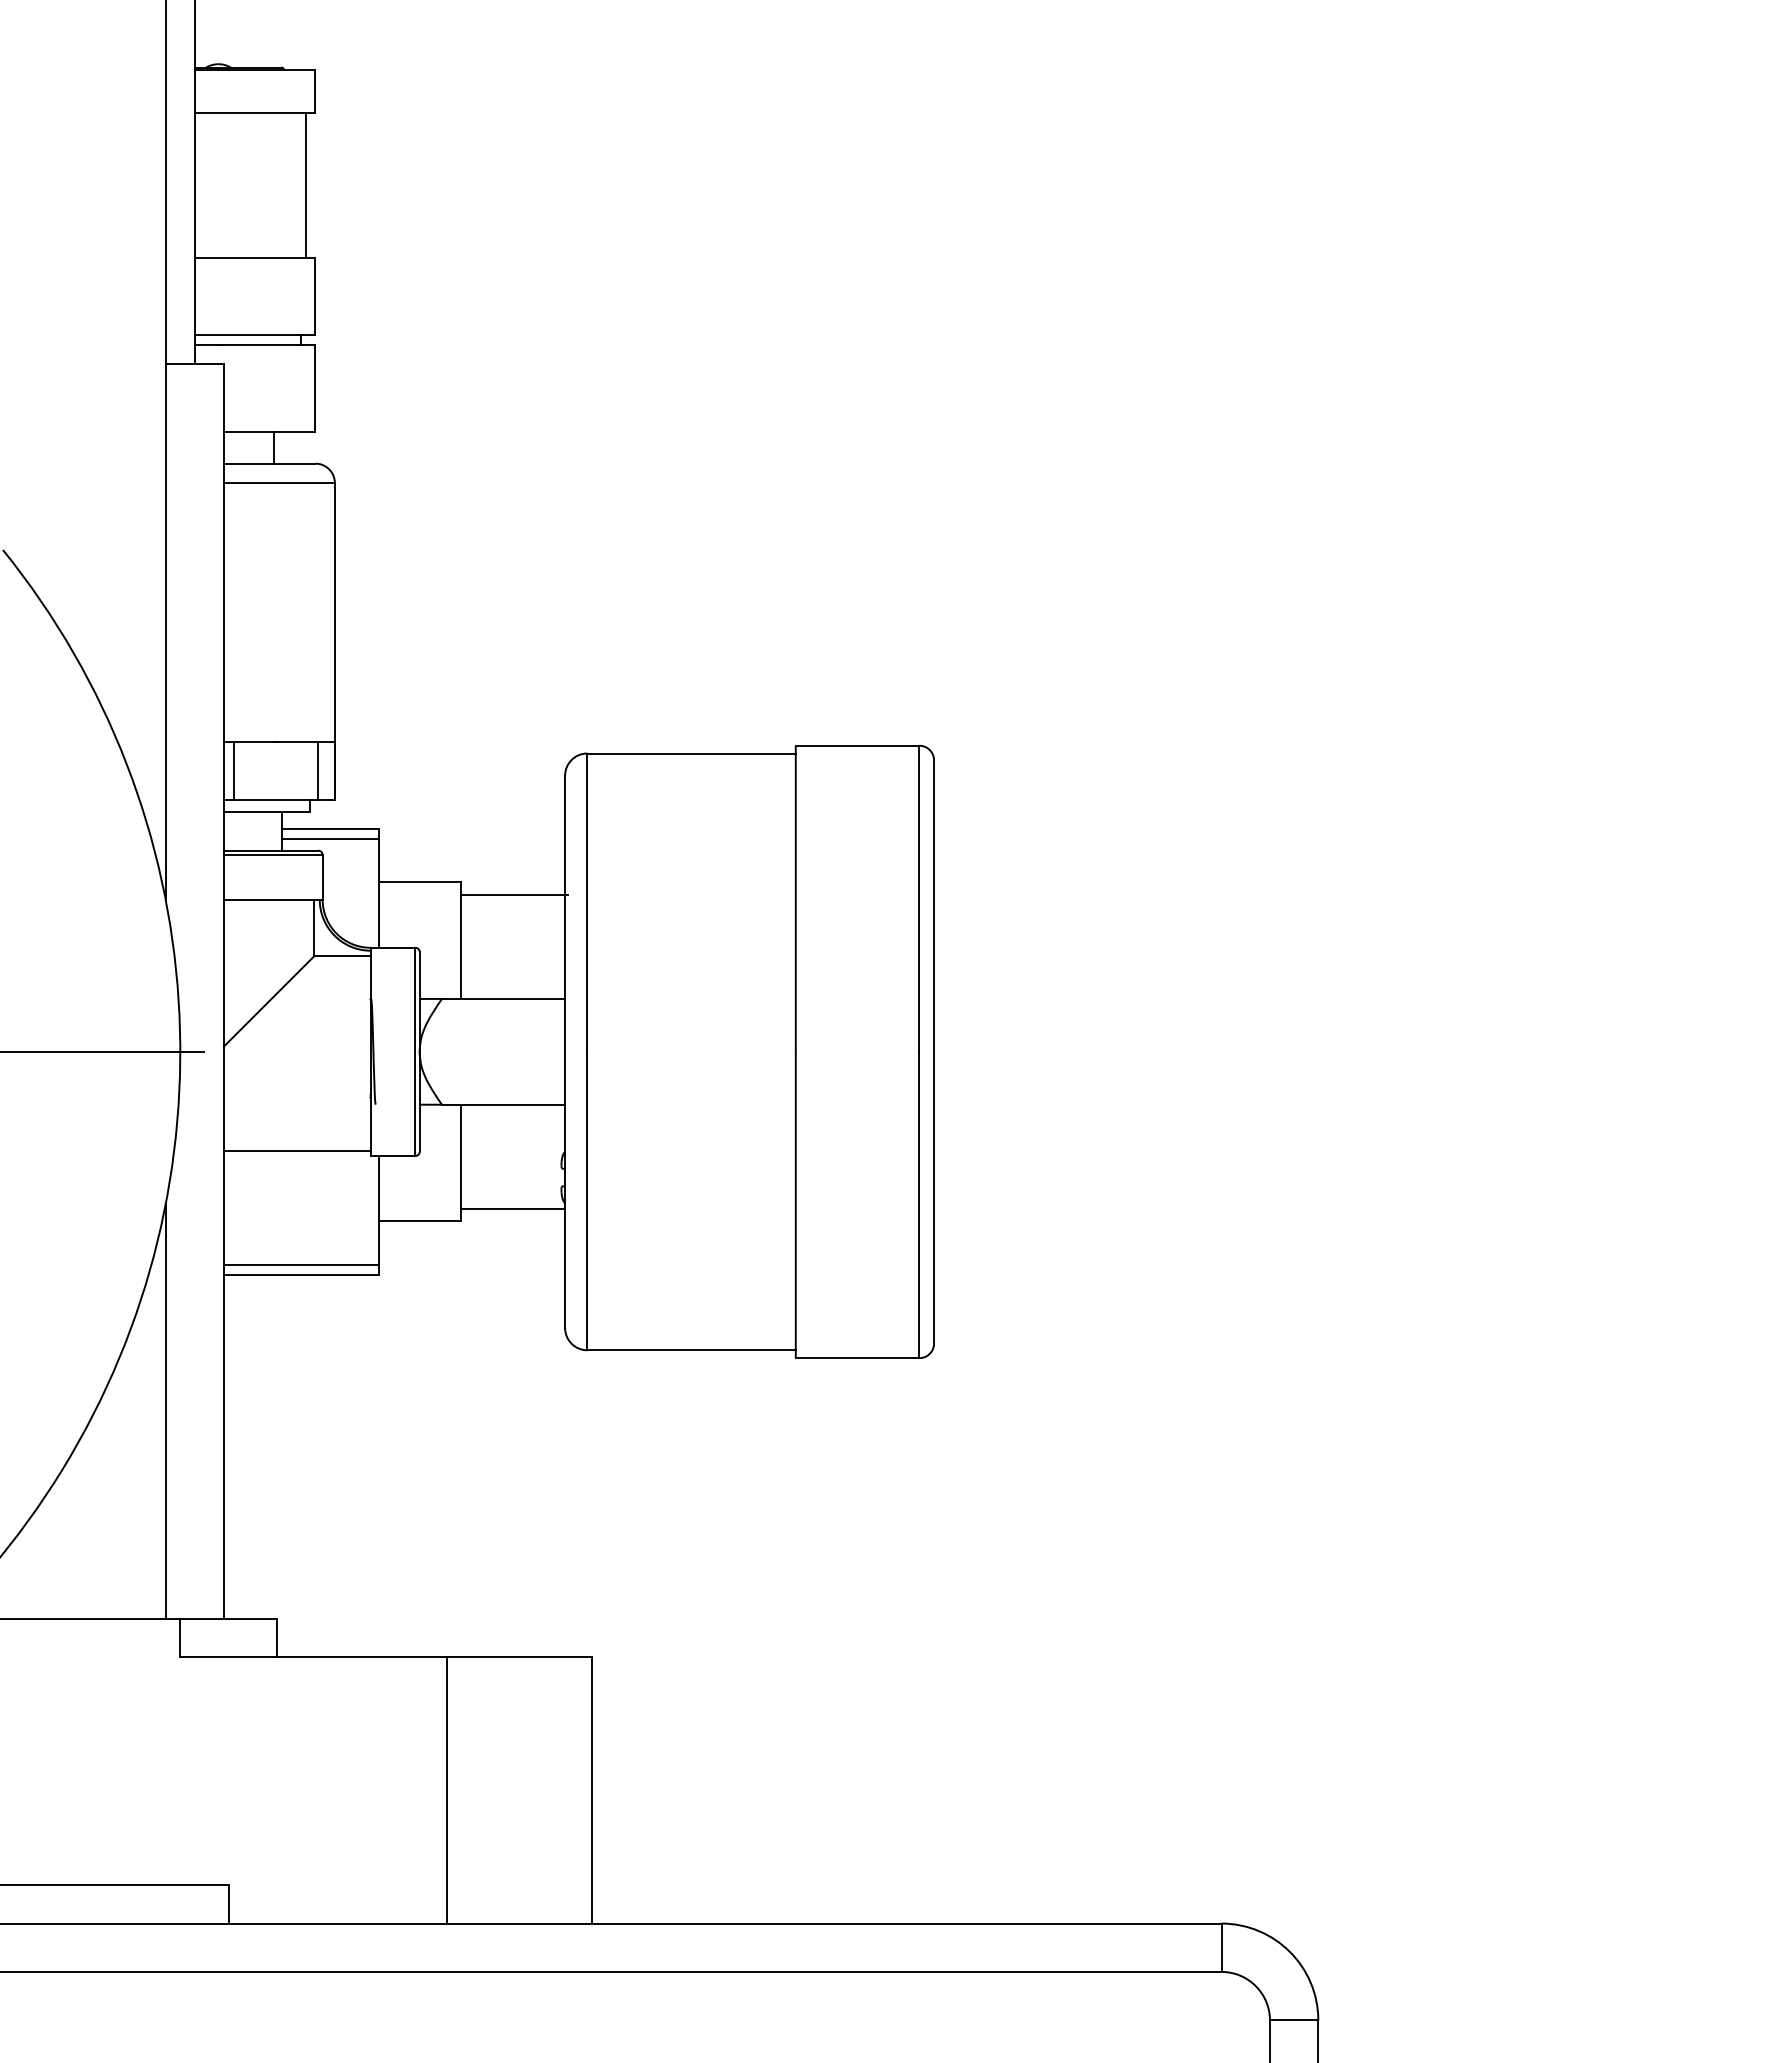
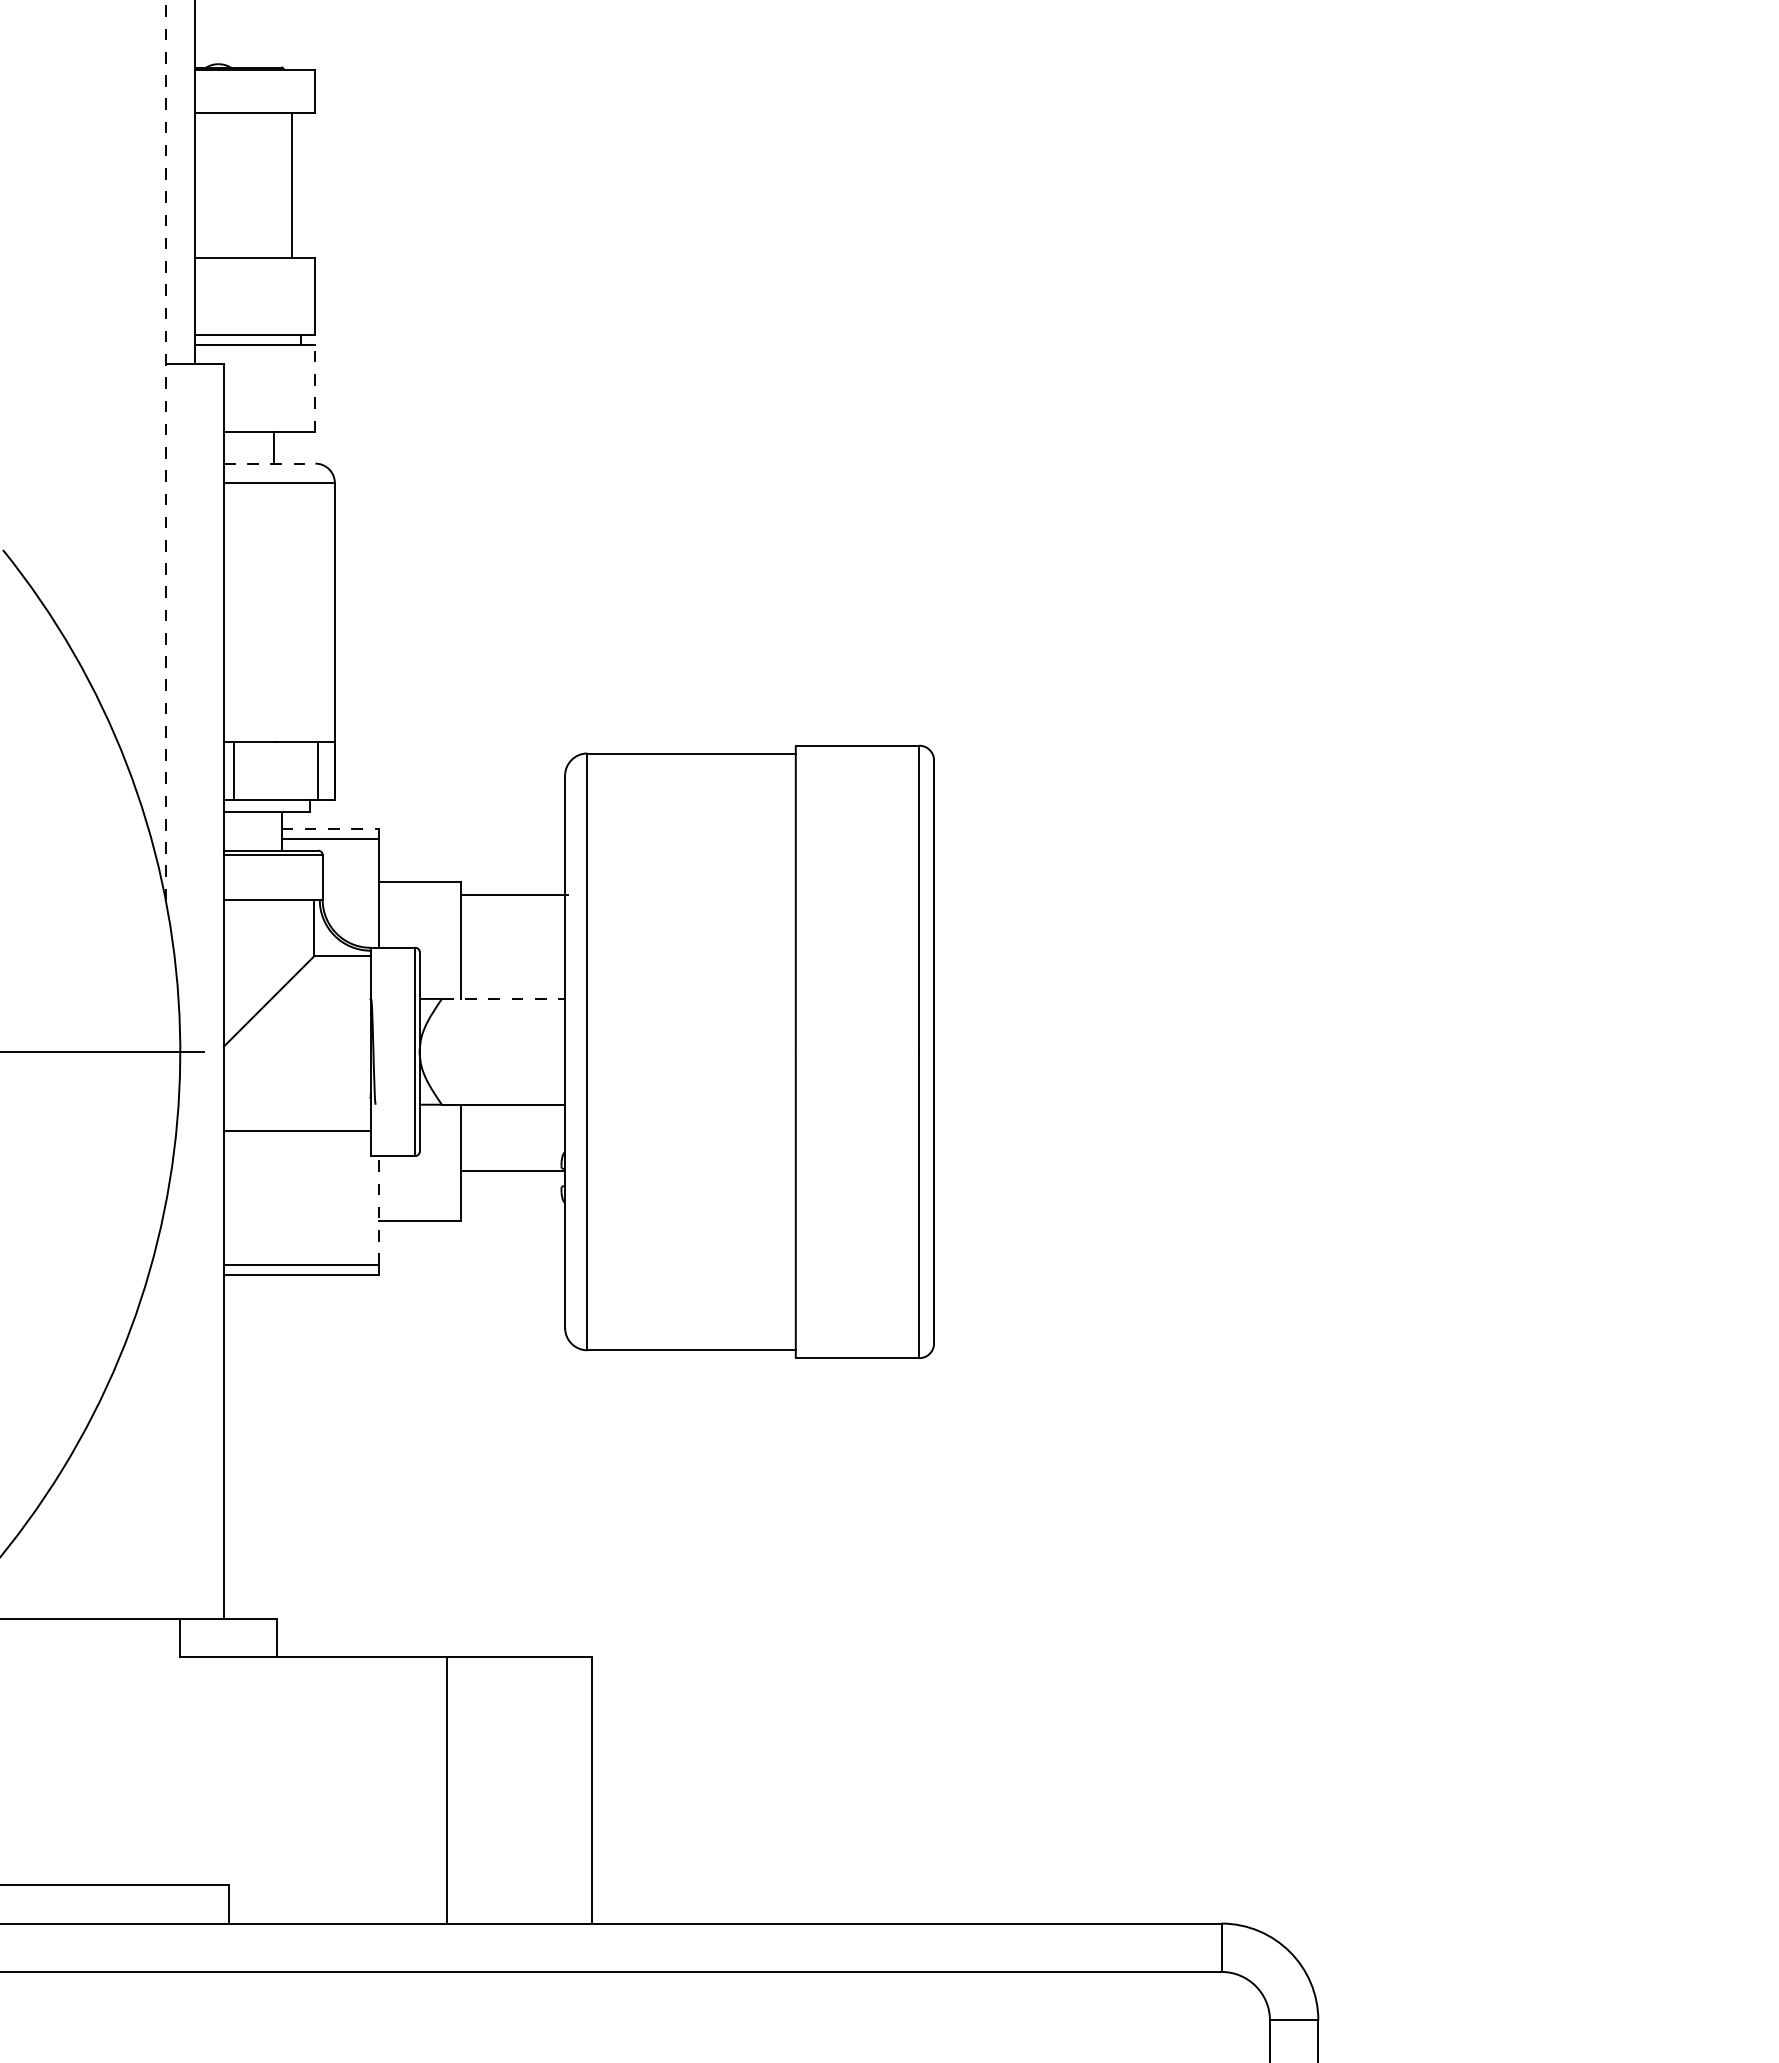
line position: (305, 184) -> (291, 184) (291, 184)
line: solid -> dashed (315, 388)
line: solid -> dashed (165, 450)
line: solid -> dashed (269, 463)
line: solid -> dashed (330, 829)
line: solid -> dashed (503, 998)
line position: (296, 1150) -> (296, 1130) (296, 1130)
line position: (513, 1209) -> (513, 1171) (513, 1171)
line: solid -> dashed (378, 1210)
line: present -> none (165, 1410)
